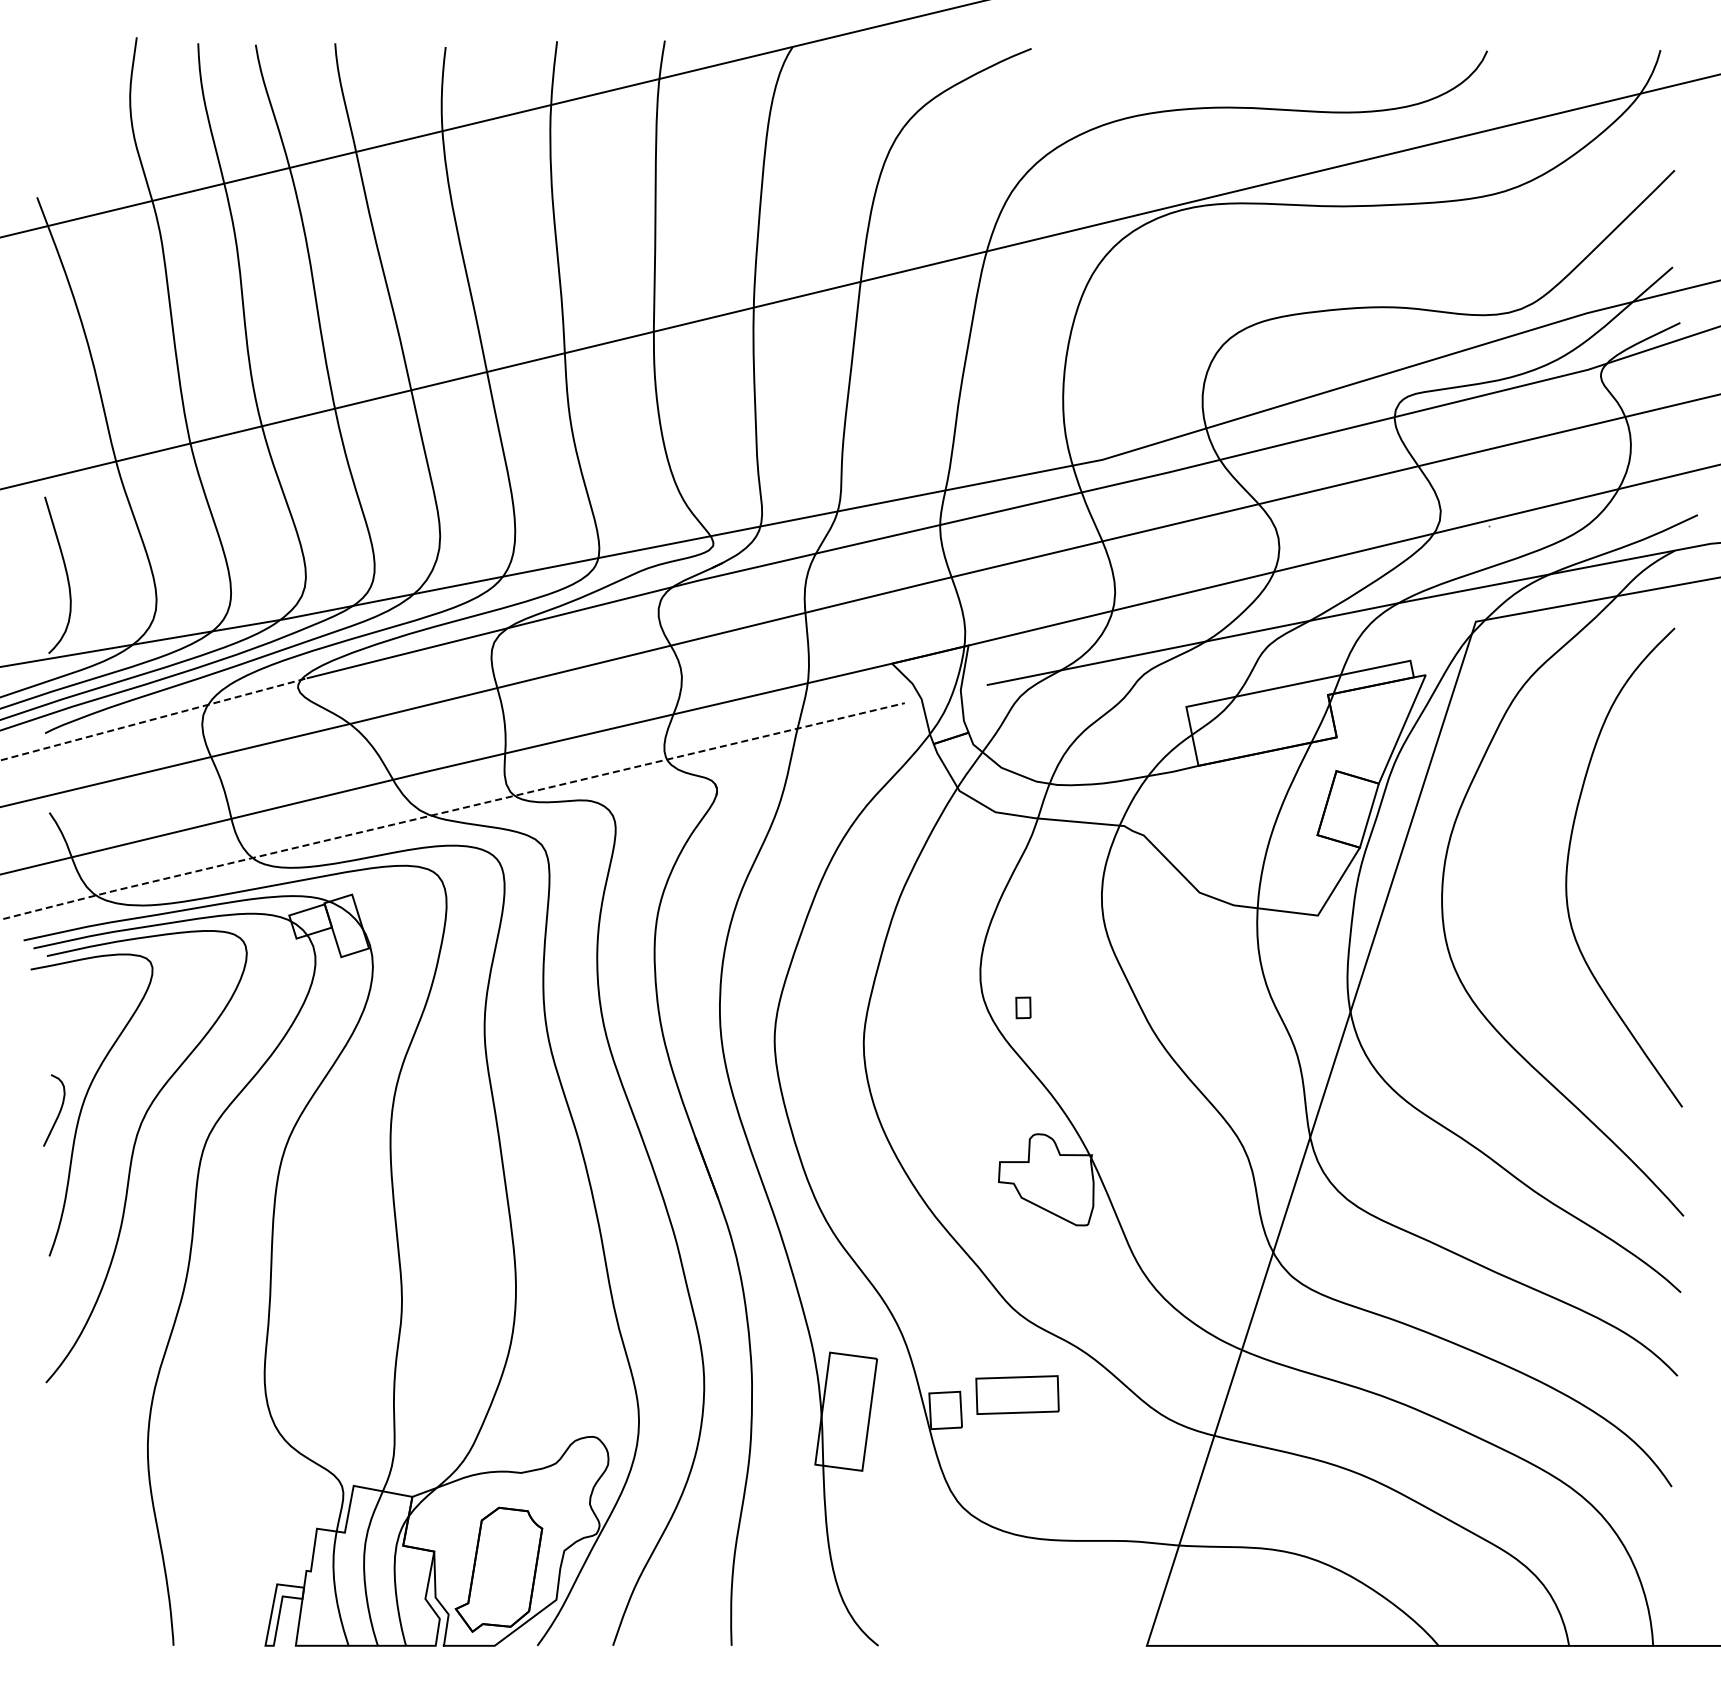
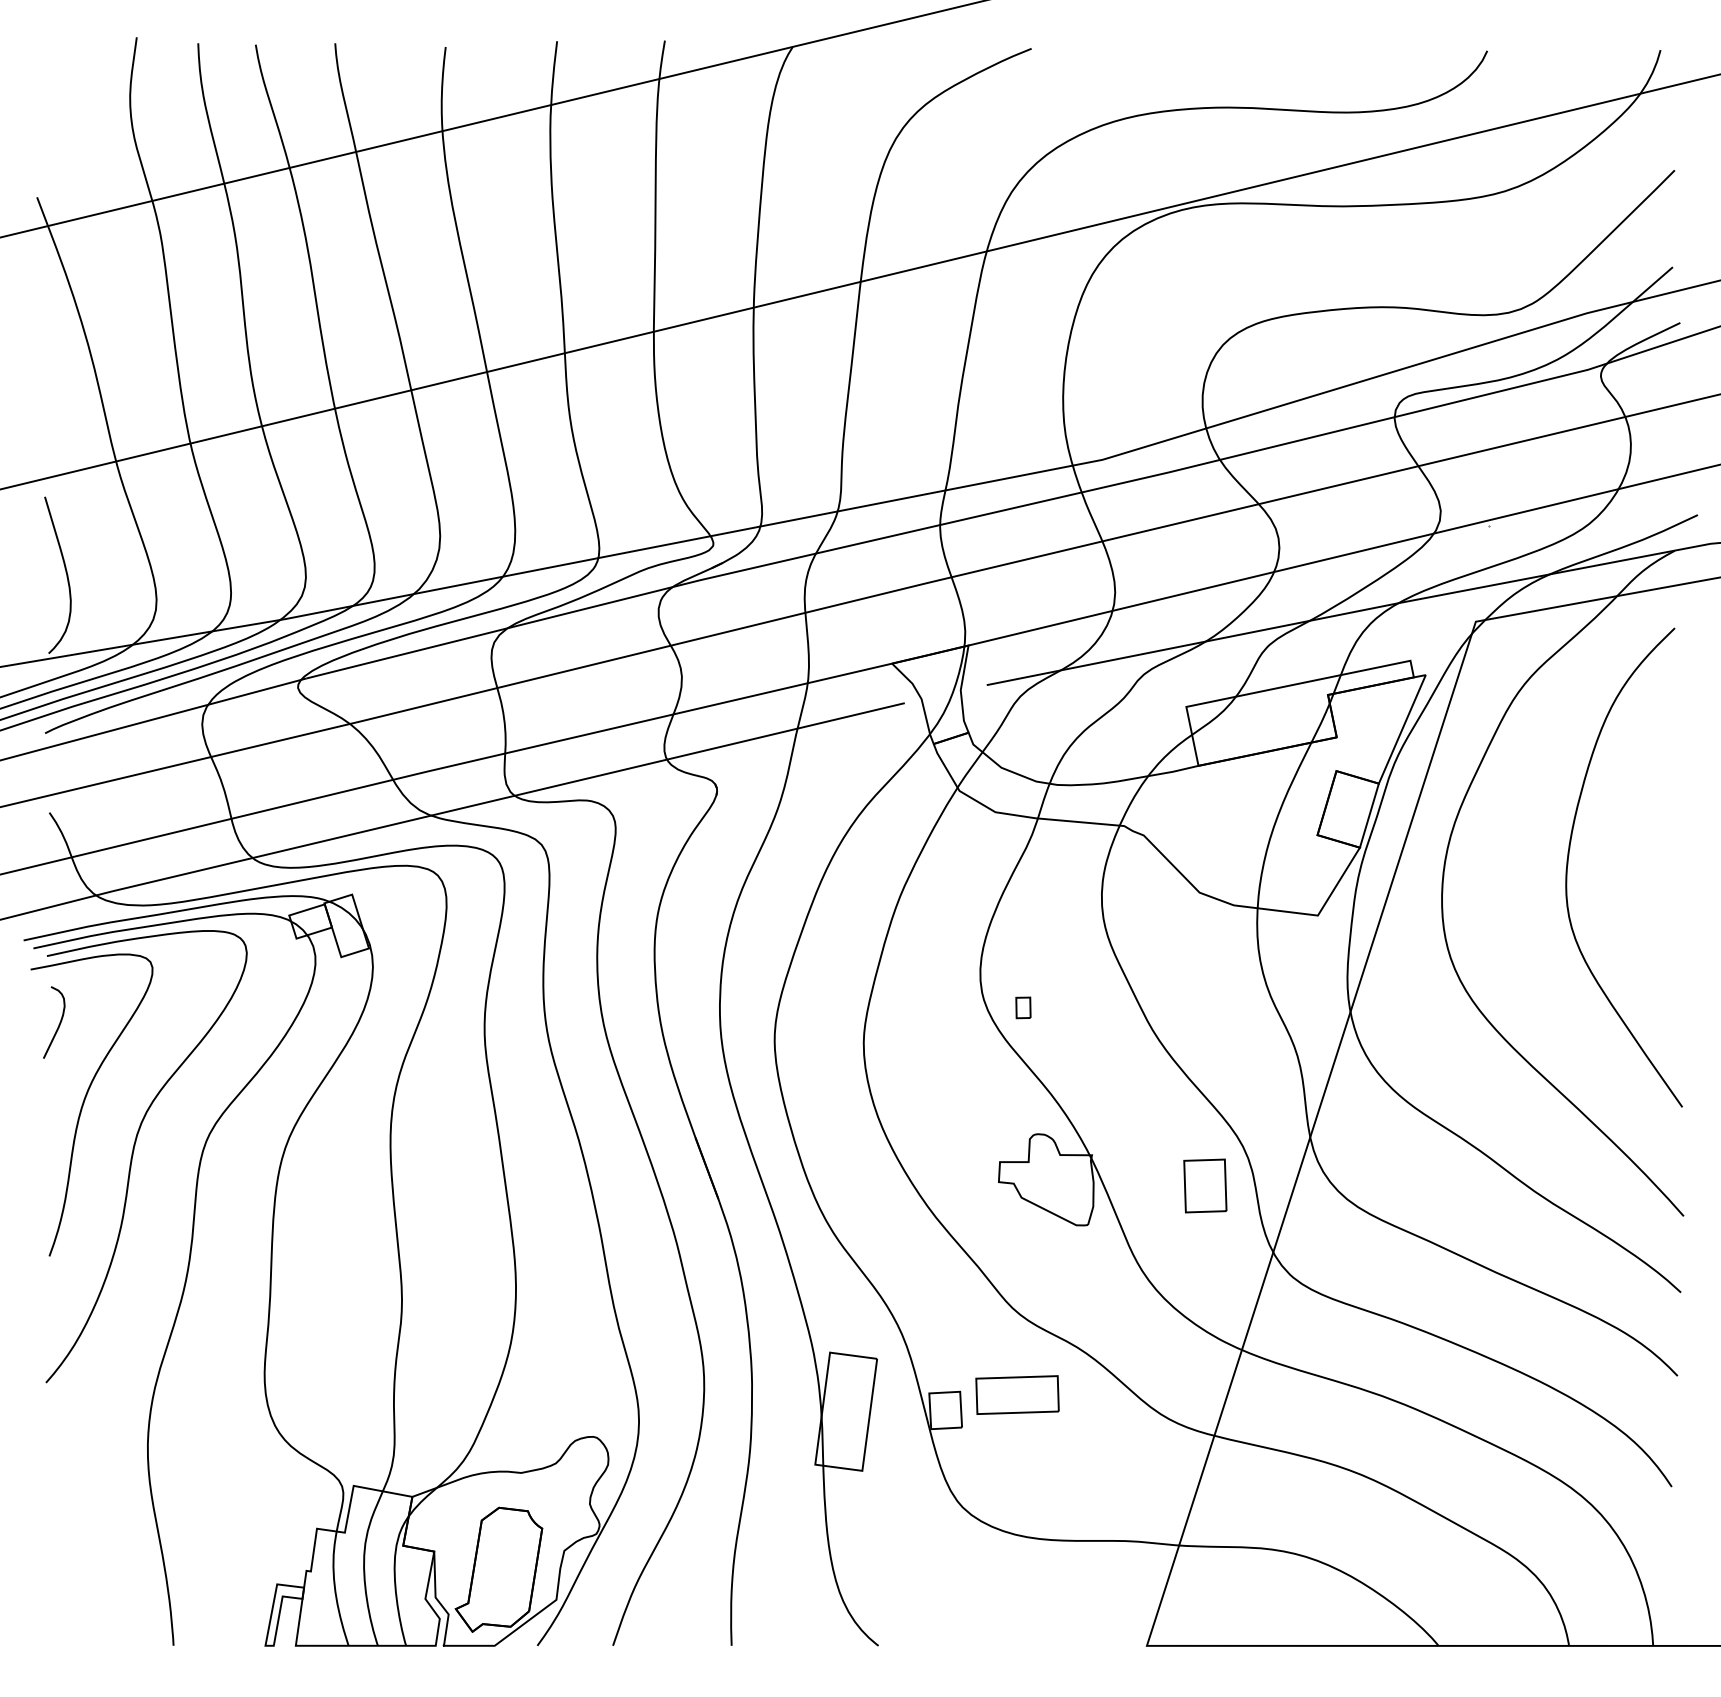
line: dashed -> solid (153, 719)
line: dashed -> solid (452, 810)
curve position: (58, 1112) -> (58, 1024) (58, 1024)
part: none -> present (1205, 1185)
